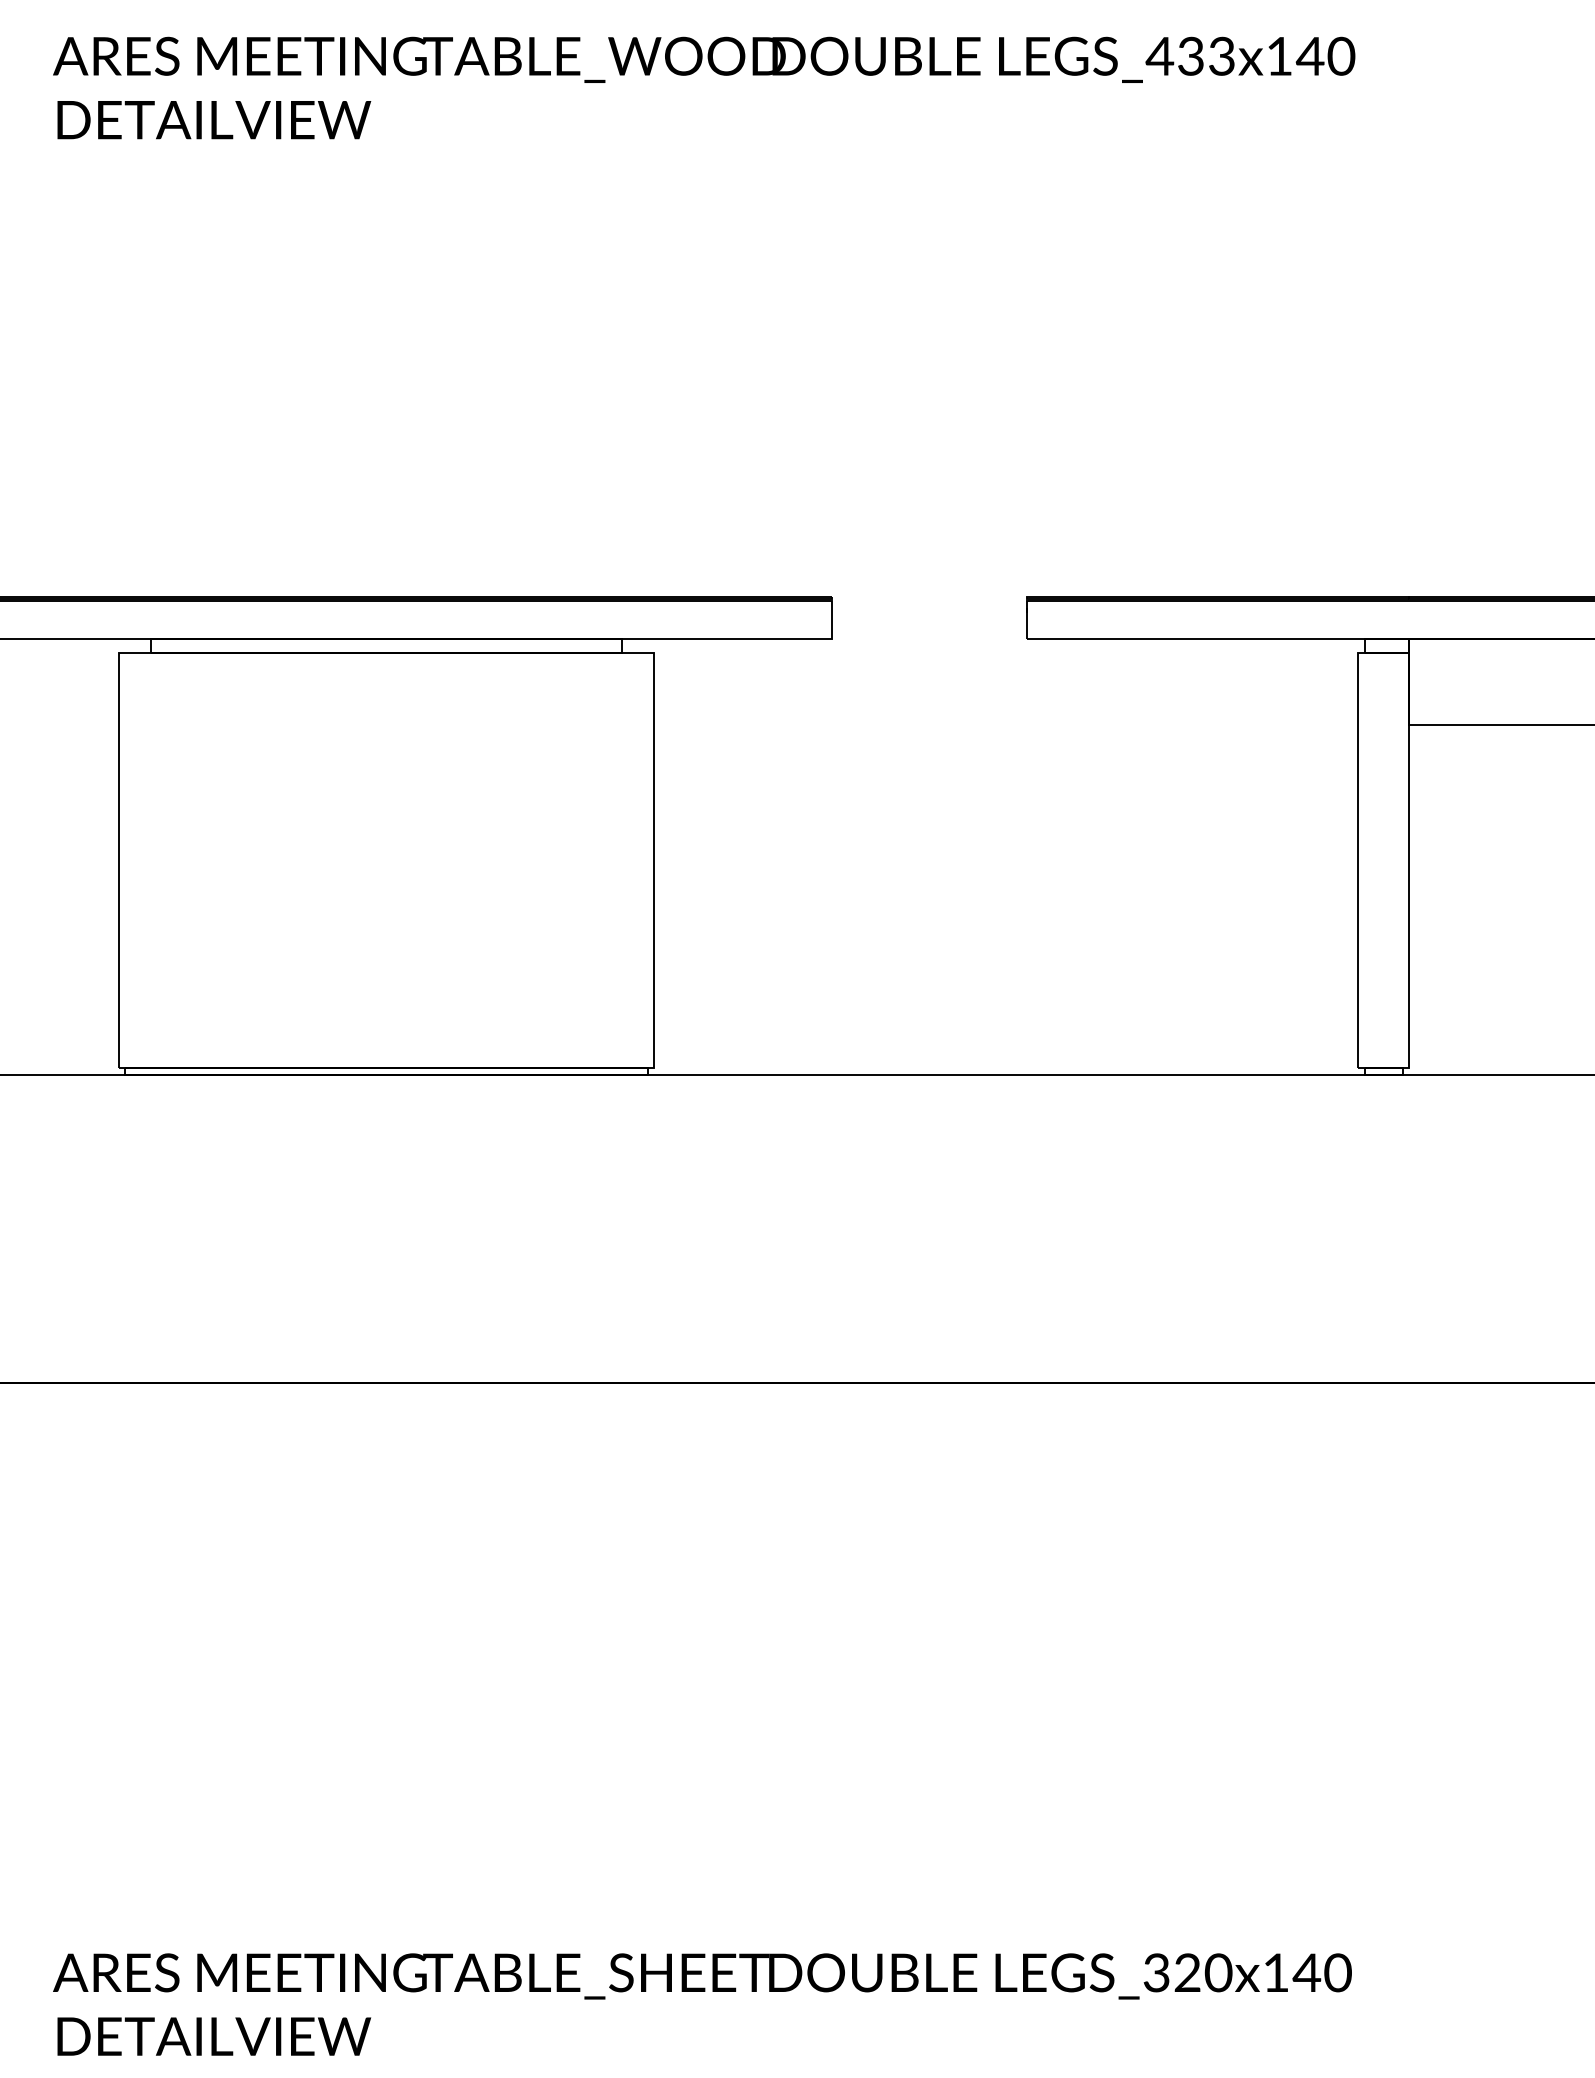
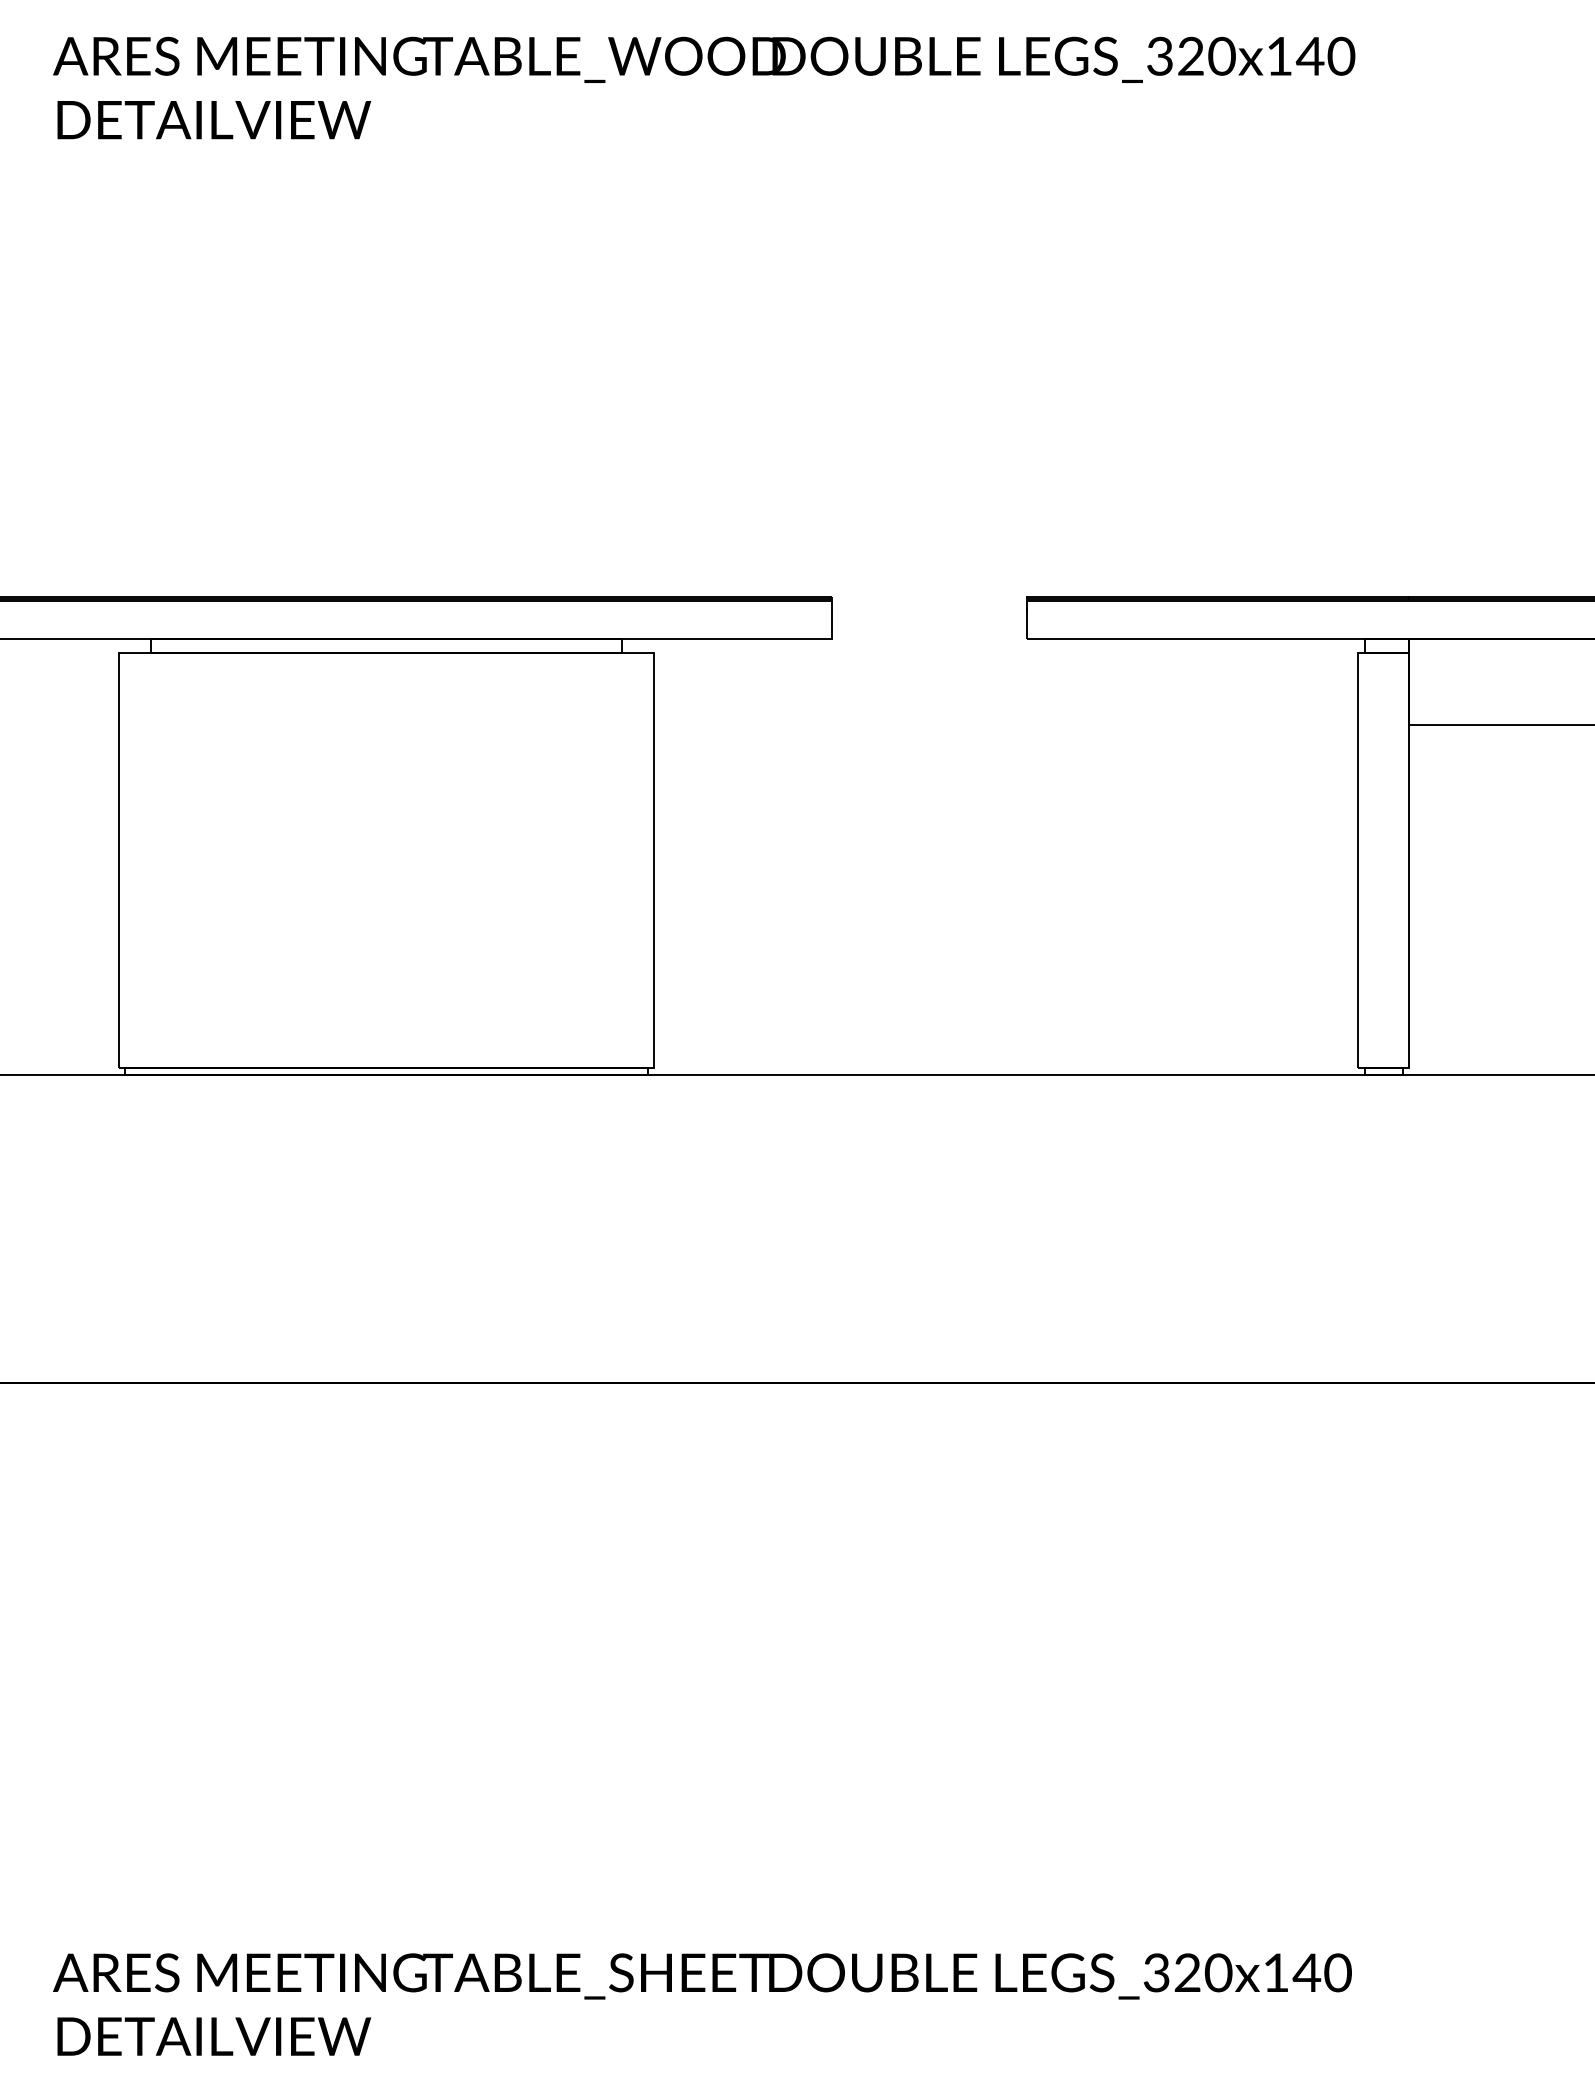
text: LEGS_433x140 -> LEGS_320x140 (1190, 55)
